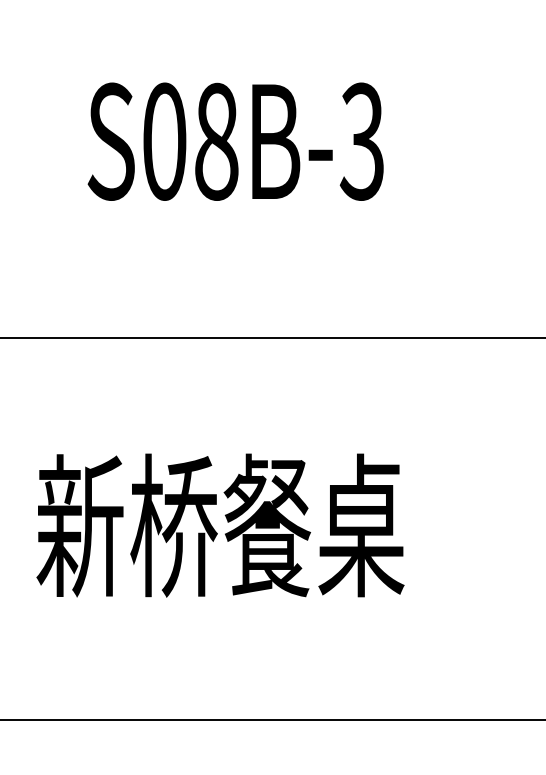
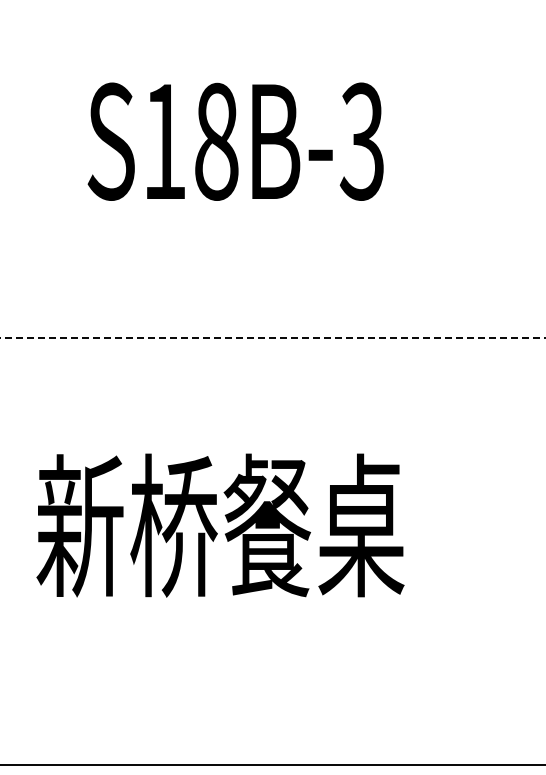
text: S08B-3 -> S18B-3 (164, 141)
line: solid -> dashed (272, 337)
line position: (272, 720) -> (272, 765) (272, 765)
